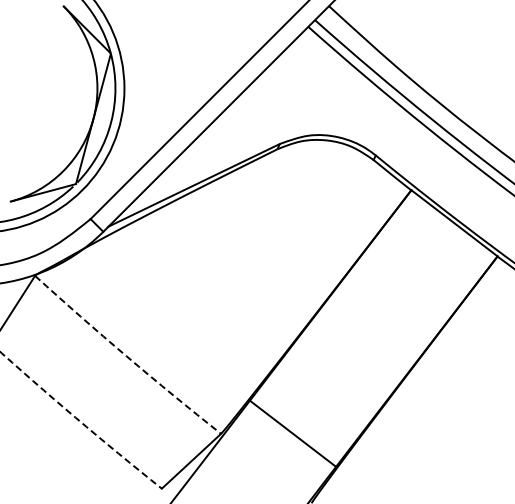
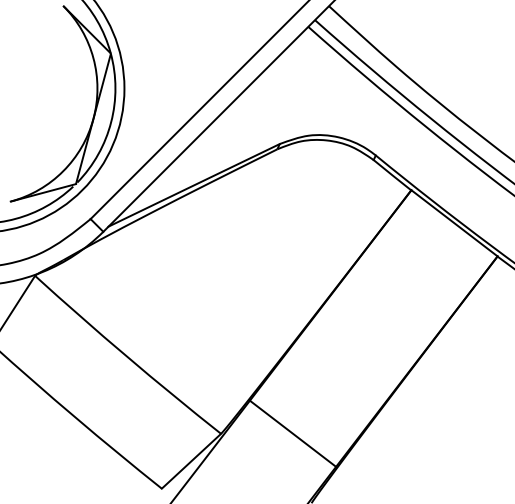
arc: dashed -> solid (126, 356)
arc: dashed -> solid (80, 421)
